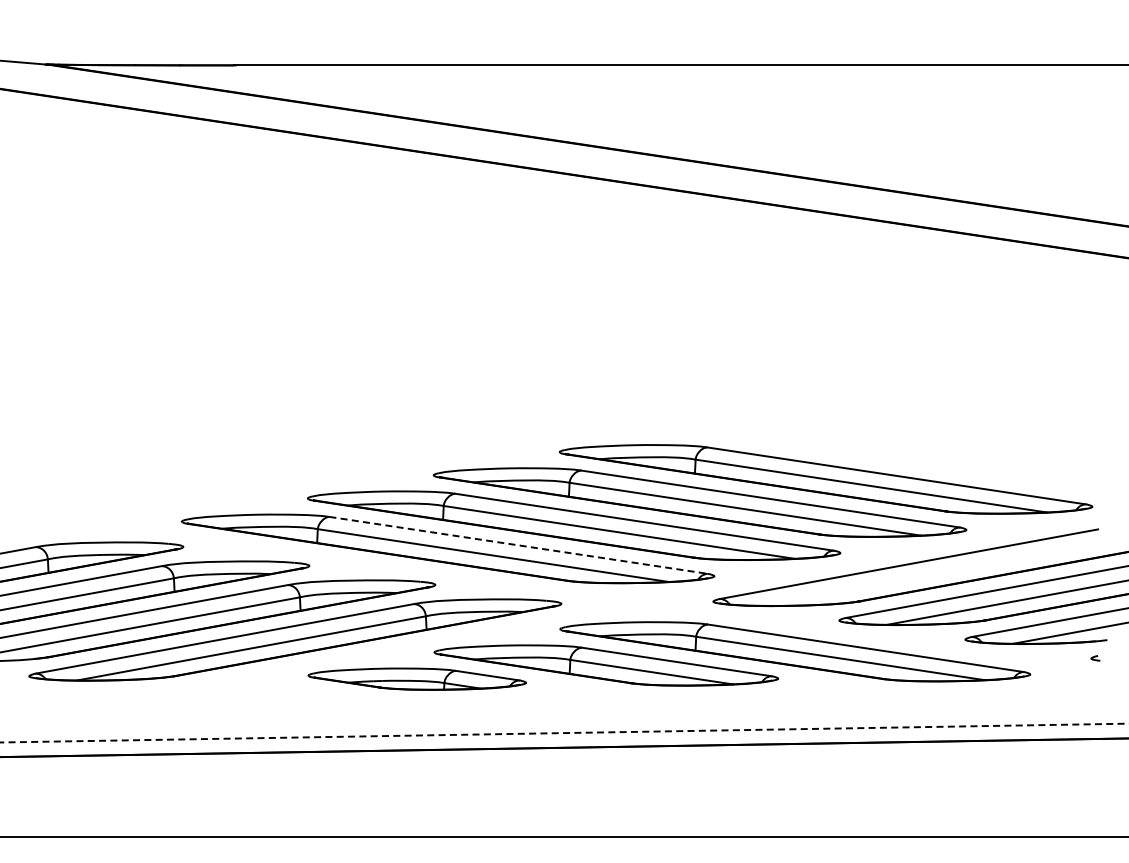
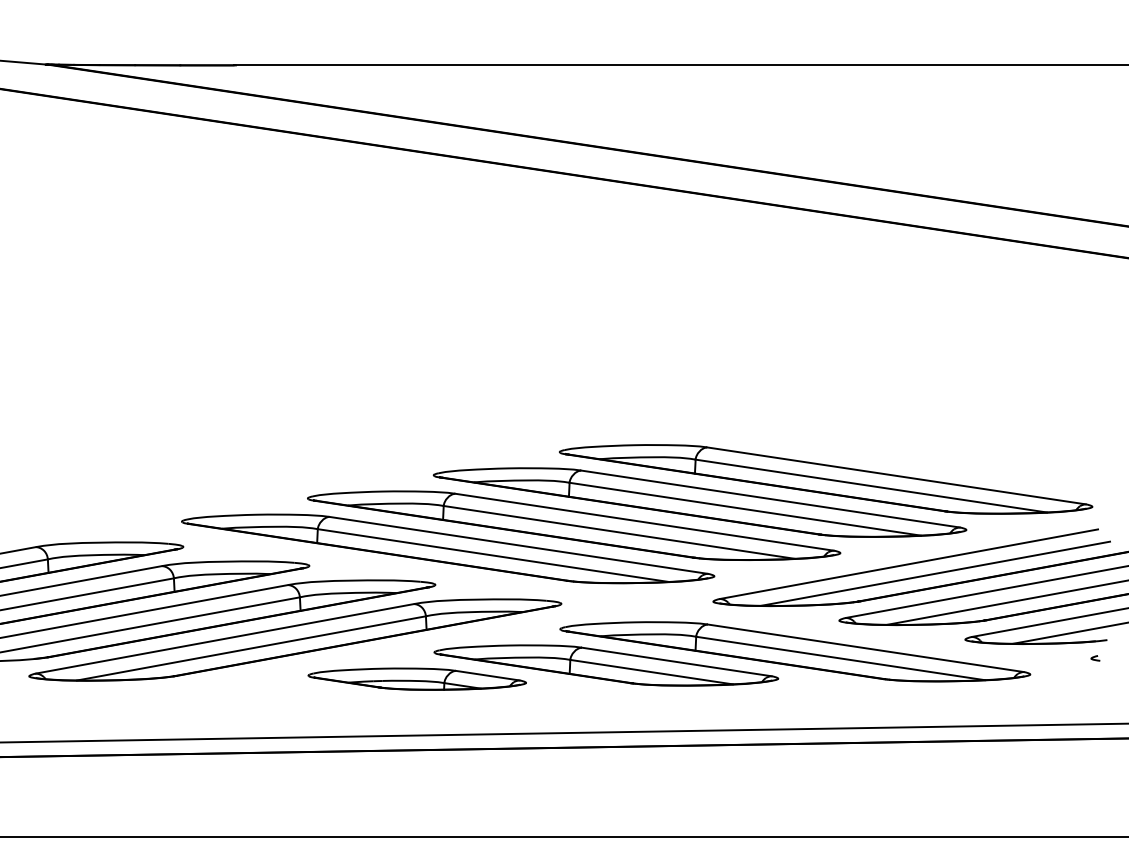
line: dashed -> solid (519, 545)
line: none -> present (935, 573)
line: dashed -> solid (564, 733)
